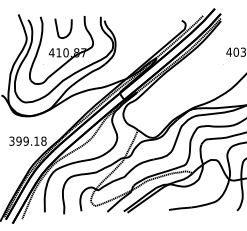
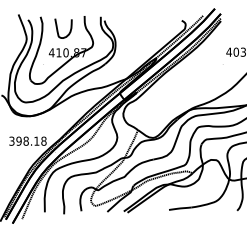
text: 399.18 -> 398.18 (25, 140)
